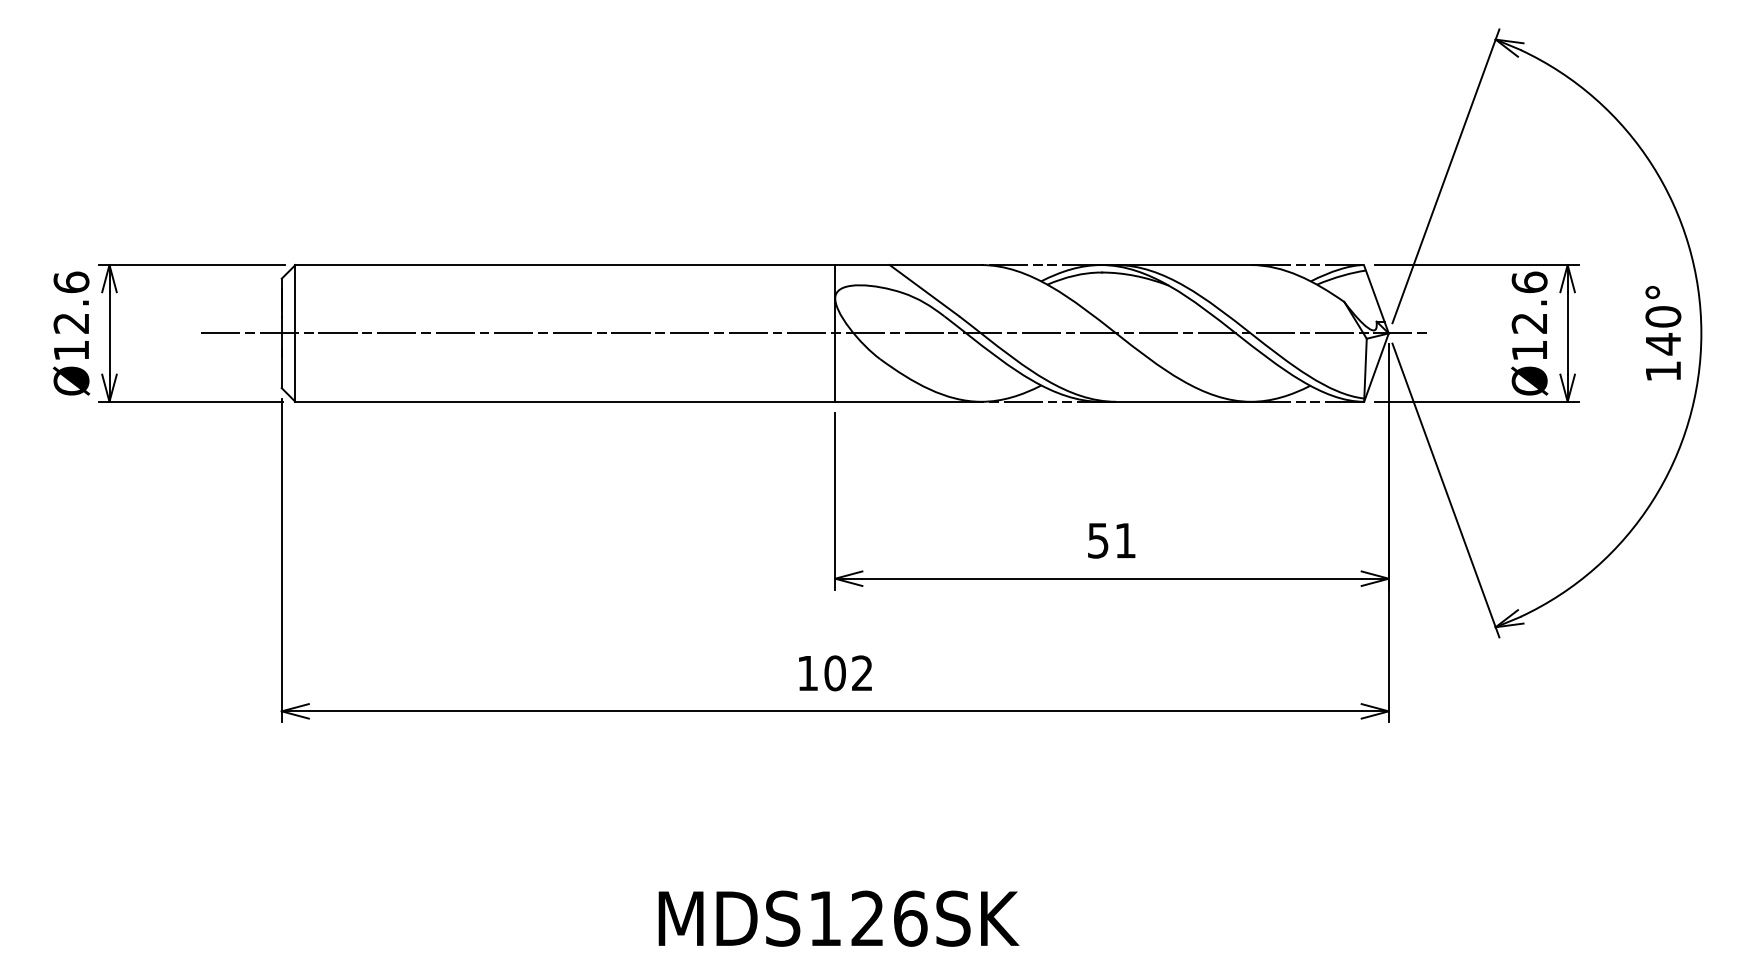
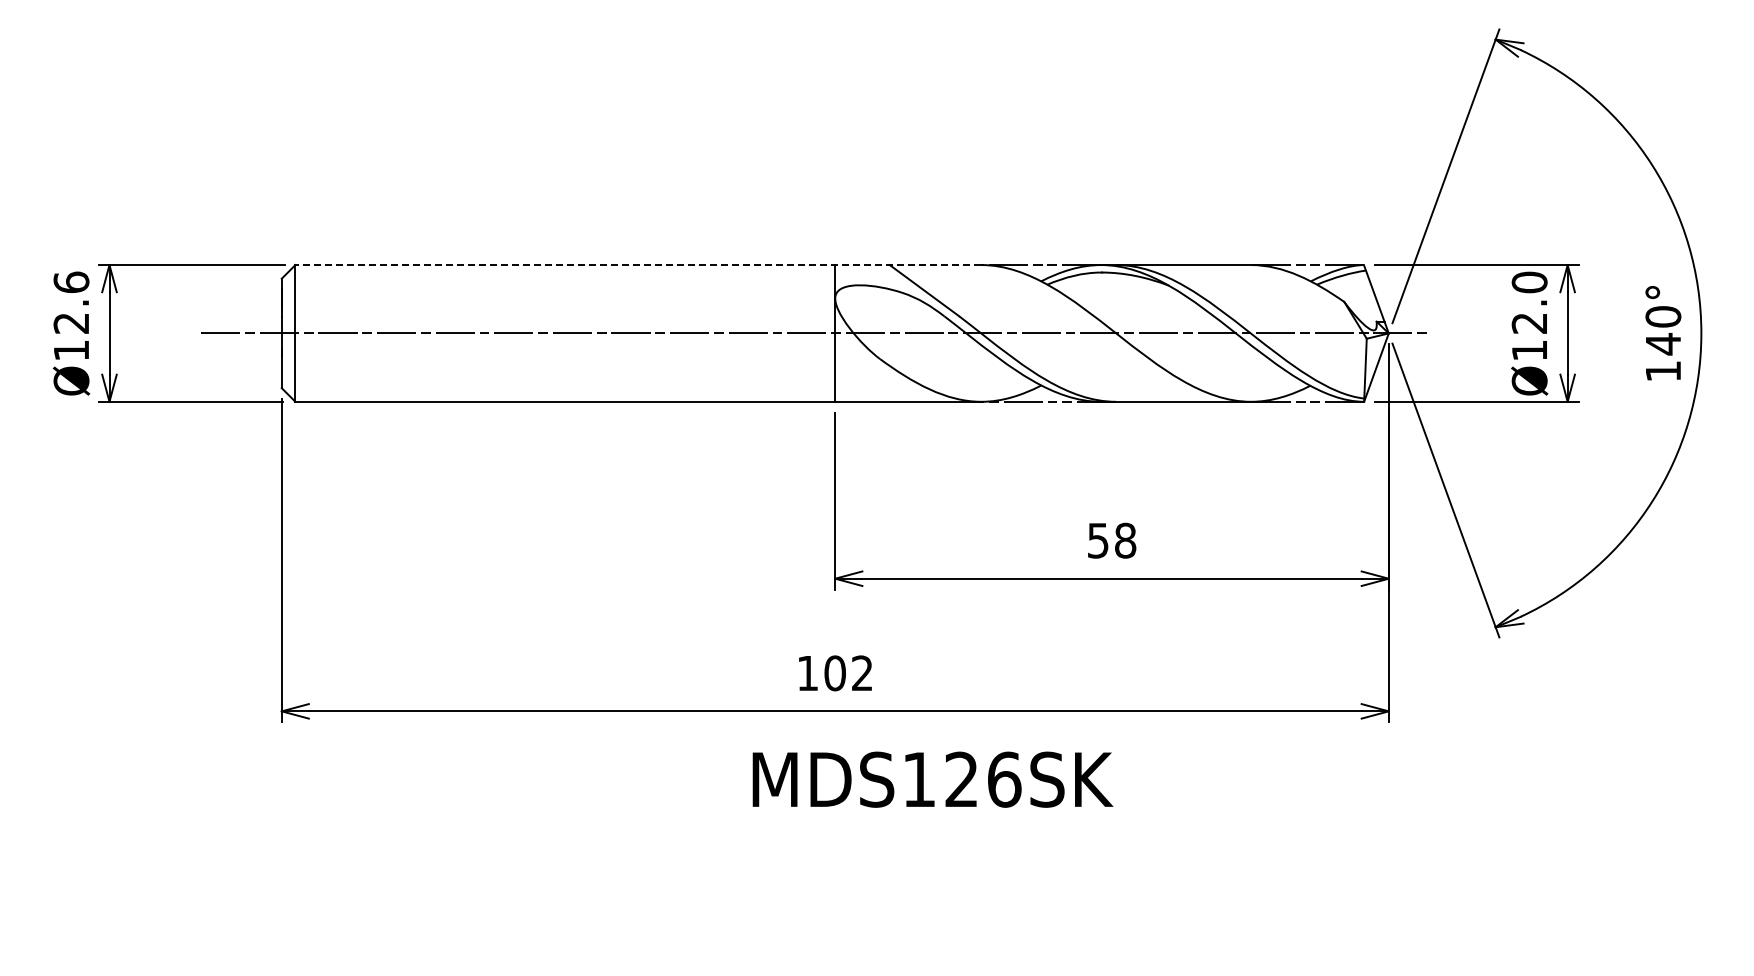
line: solid -> dashed (637, 265)
text: Ø12.6 -> Ø12.0 (1529, 282)
text: 51 -> 58 (1125, 540)
text position: (838, 918) -> (932, 779) (932, 779)
